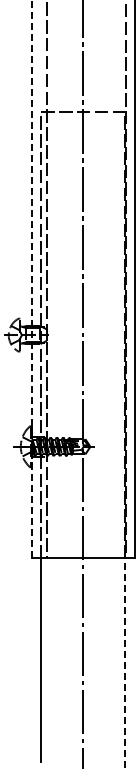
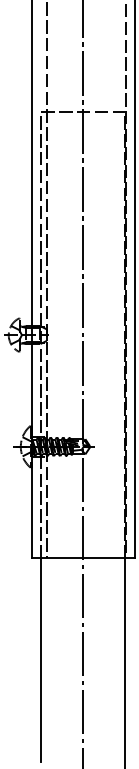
line: dashed -> solid (31, 279)
line: dashed -> solid (125, 663)
